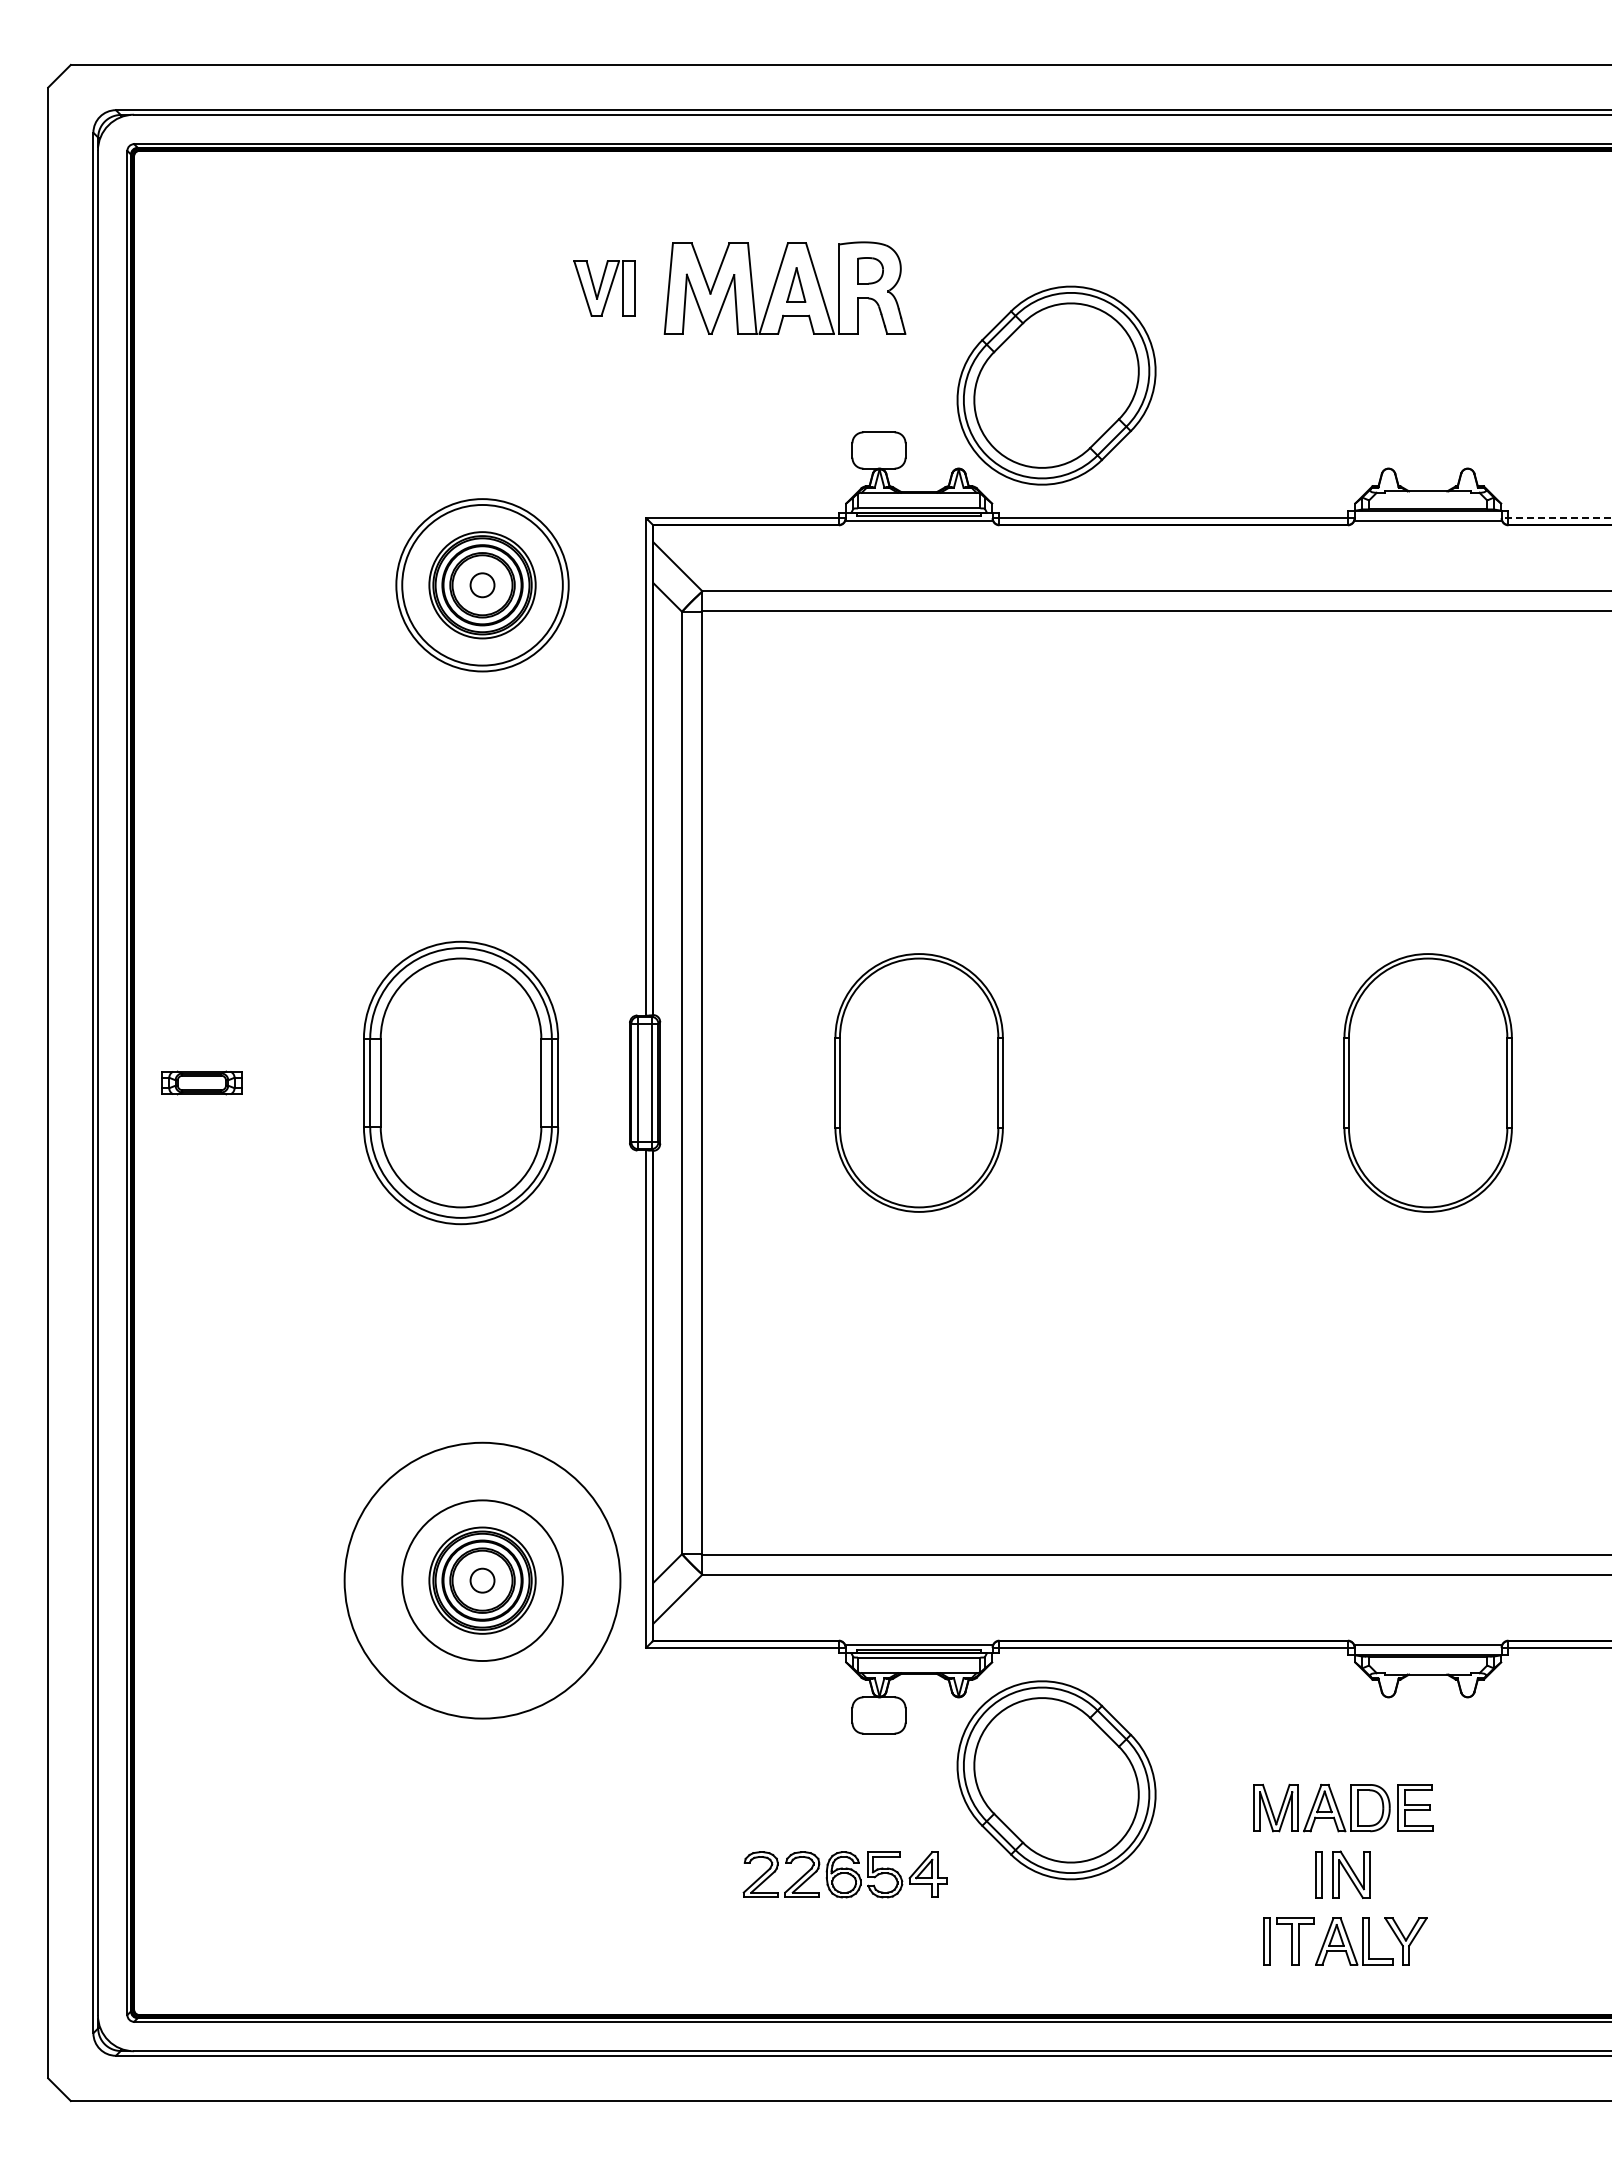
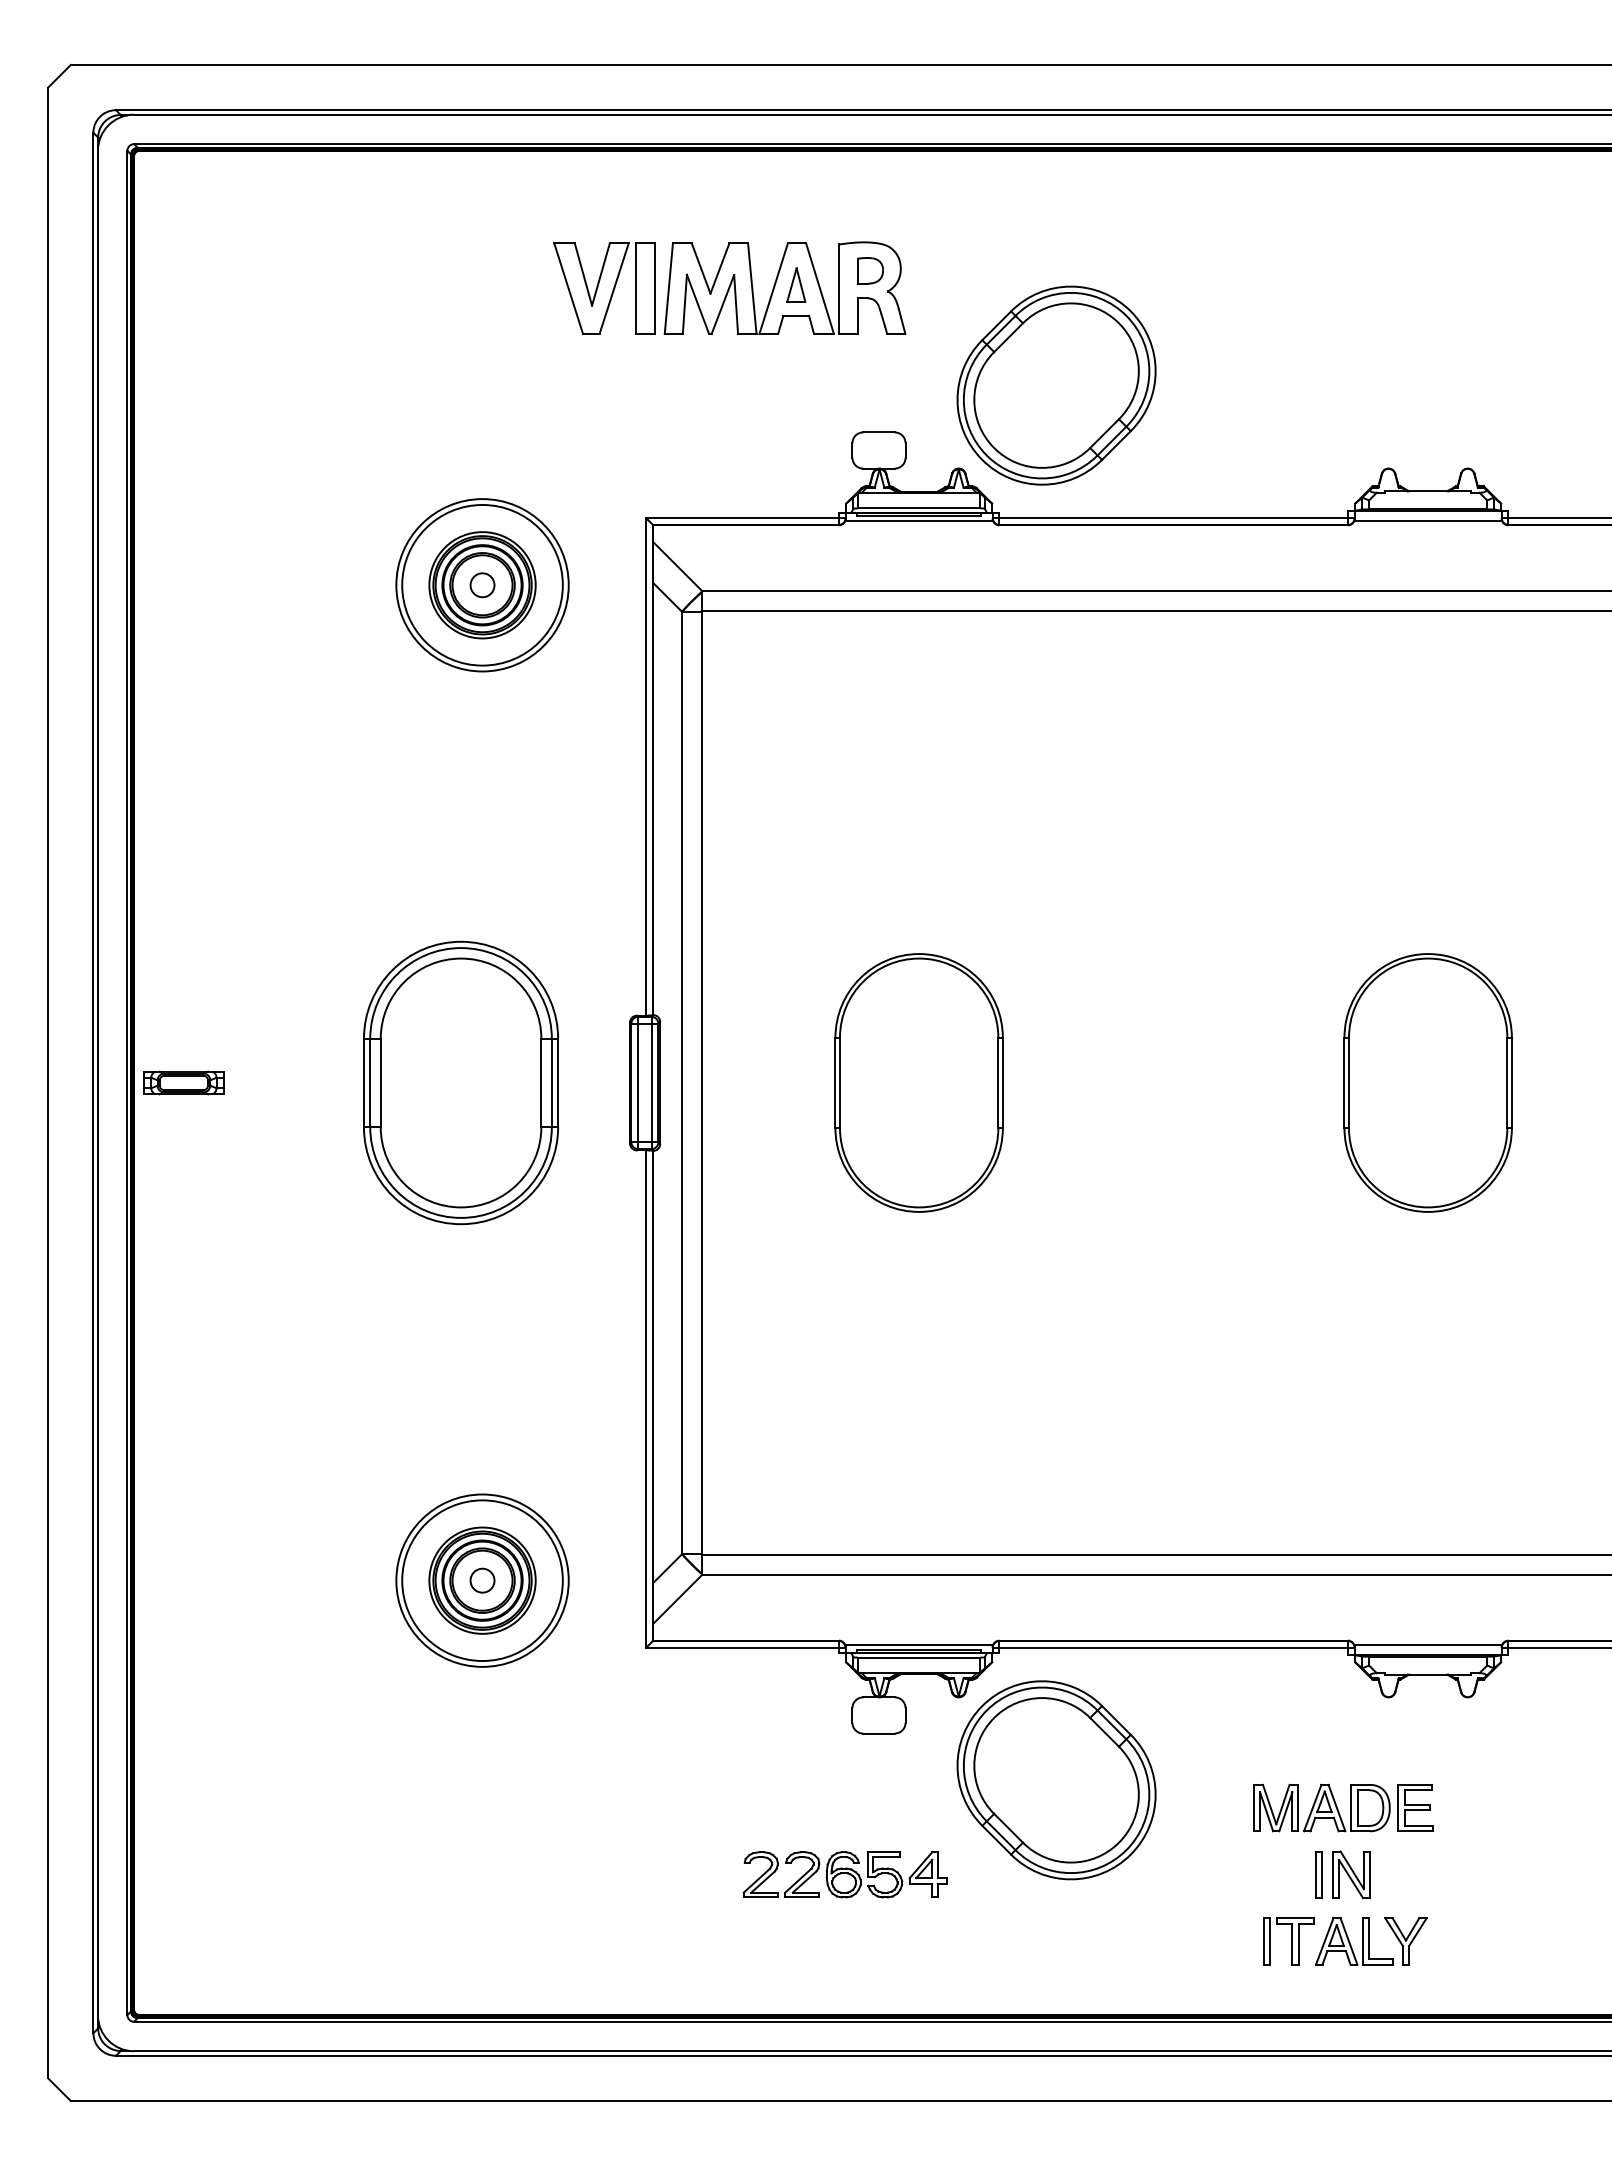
part size: 63x57 px -> 103x93 px (604, 288)
line: dashed -> solid (1556, 518)
part position: (201, 1082) -> (183, 1082) (183, 1082)
circle diameter: 276 px -> 172 px (482, 1580)
